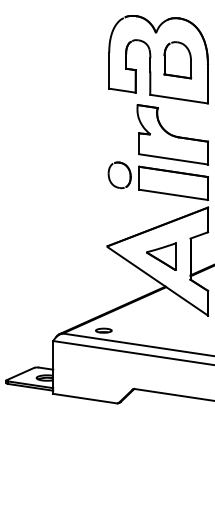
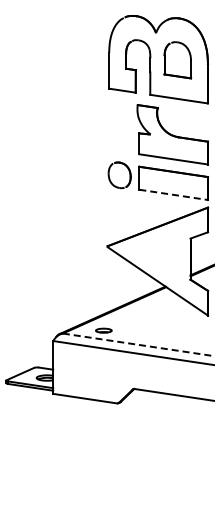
line: solid -> dashed (173, 194)
part: present -> none (161, 256)
line: solid -> dashed (138, 344)
